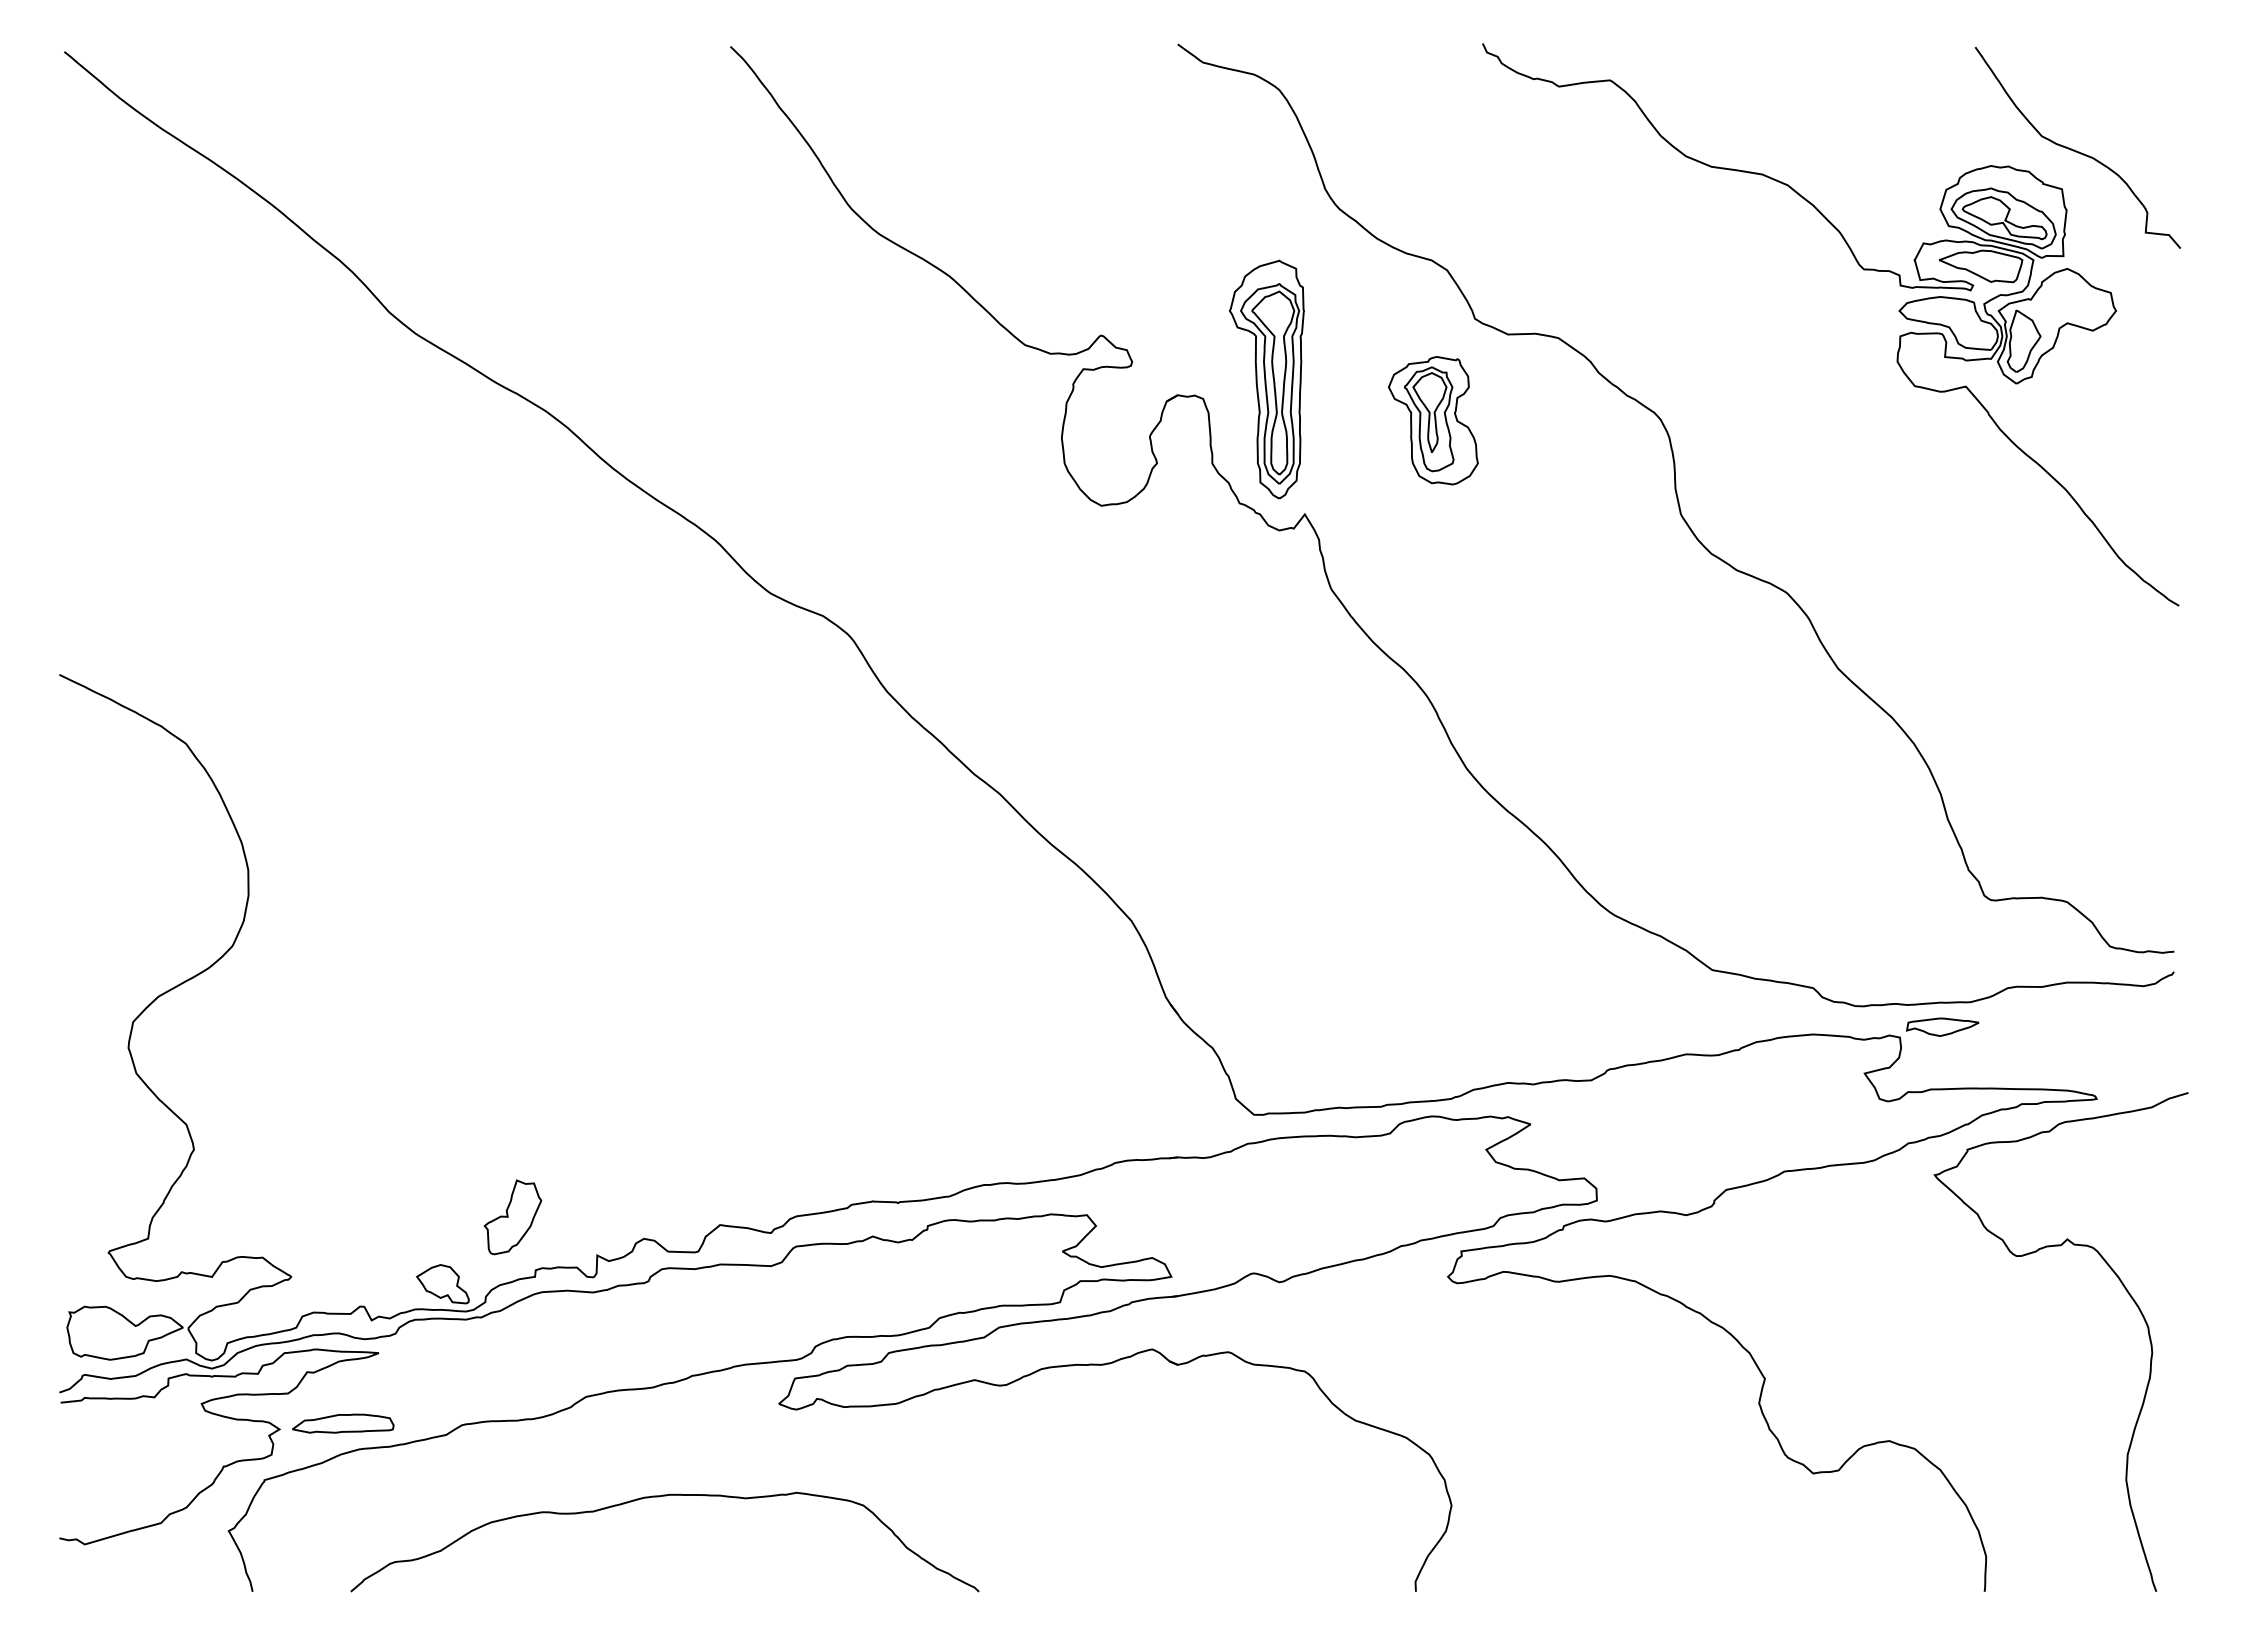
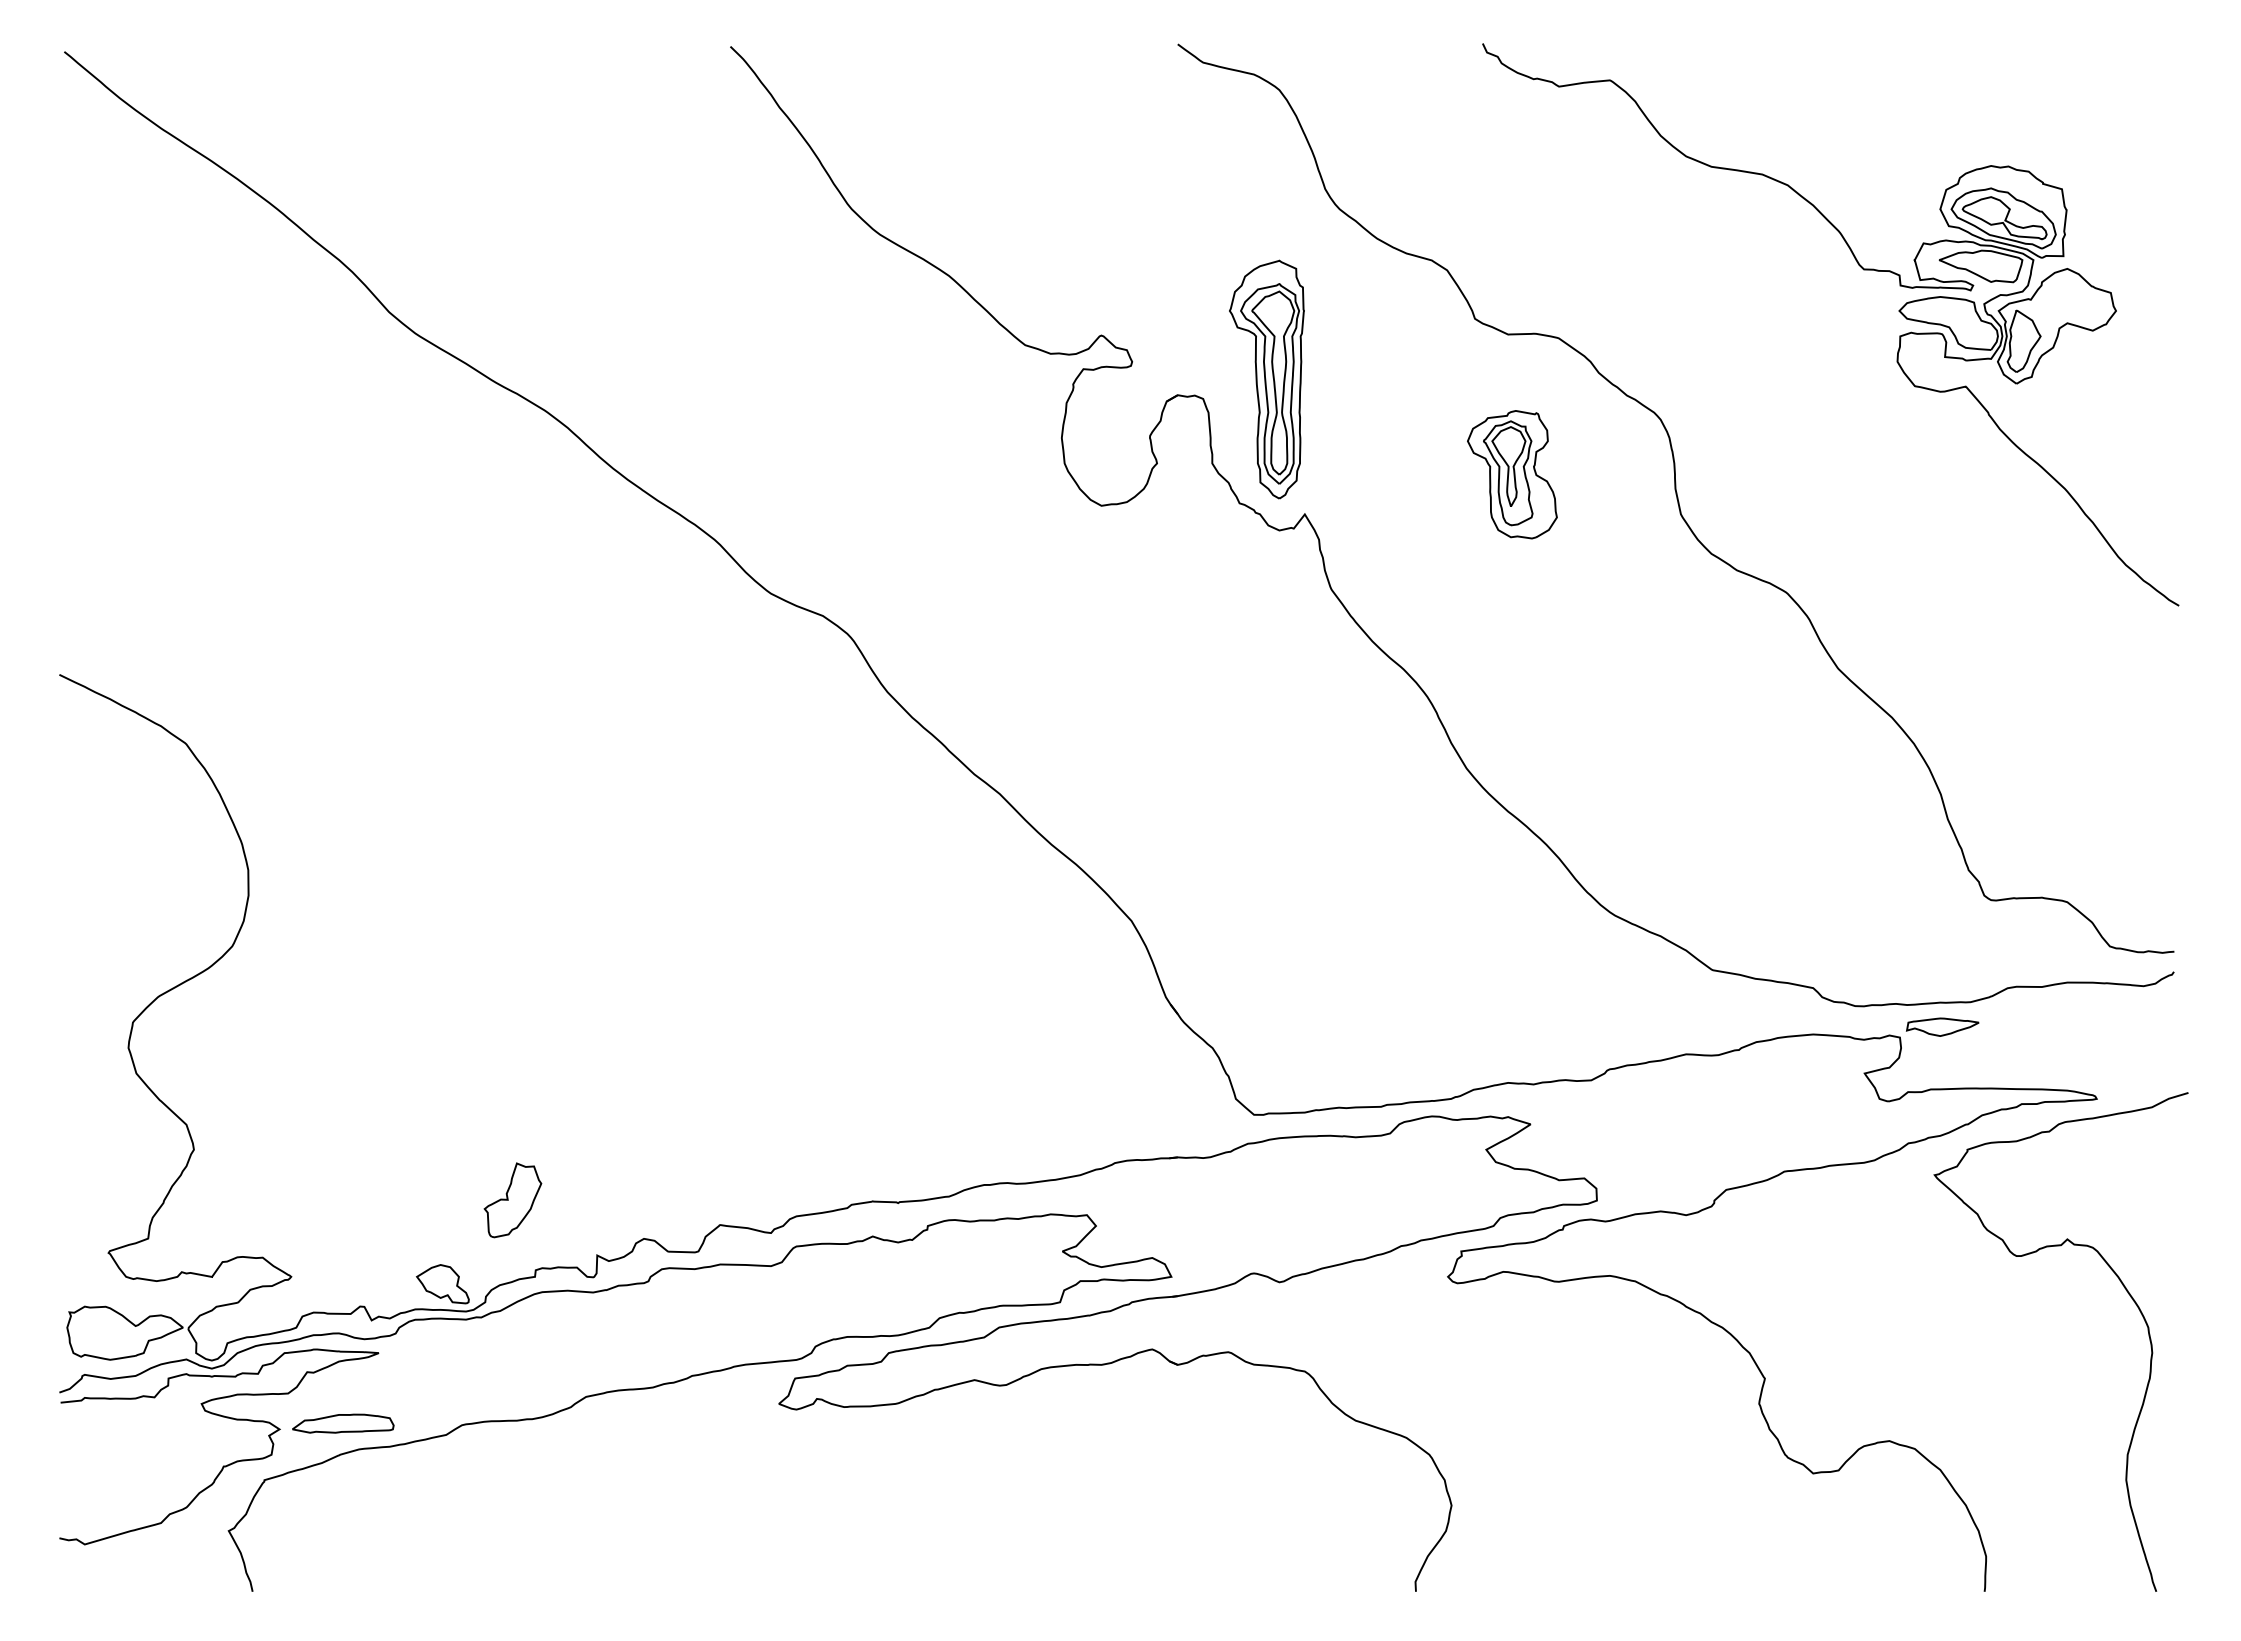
curve: present -> none (2076, 150)
part position: (1433, 420) -> (1512, 474) (1512, 474)
part position: (512, 1217) -> (512, 1200) (512, 1200)
curve: present -> none (659, 1497)
